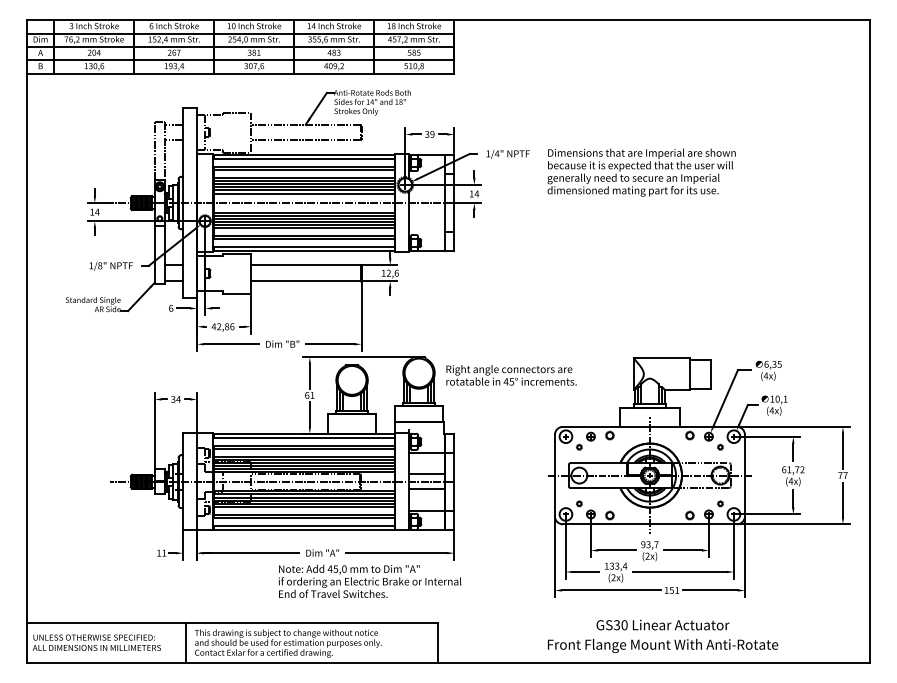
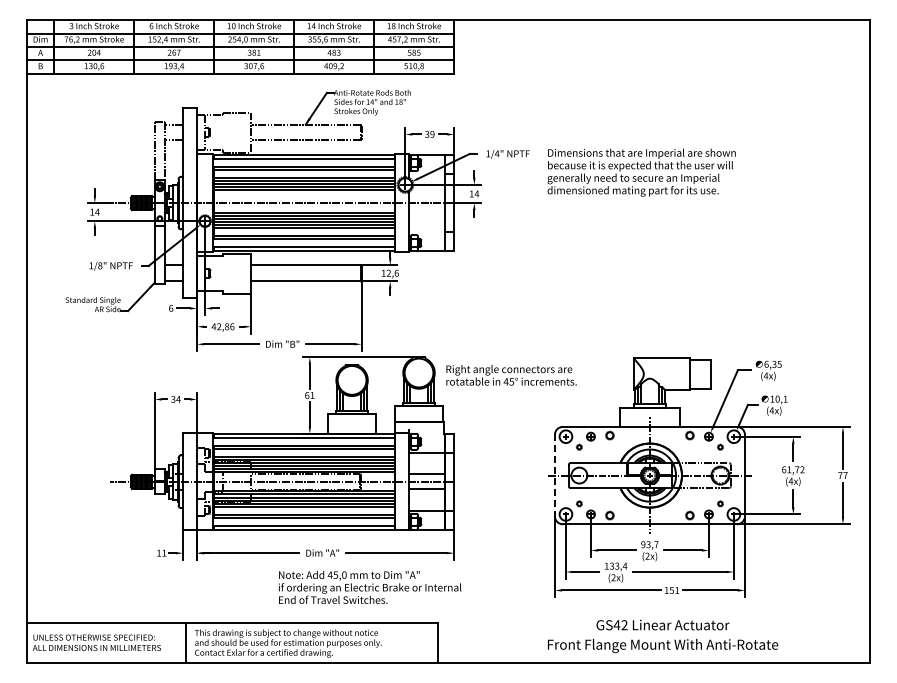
line: present -> none (304, 193)
line: solid -> dashed (554, 475)
text position: (370, 580) -> (370, 586) (370, 586)
text: GS30 -> GS42 (620, 625)
